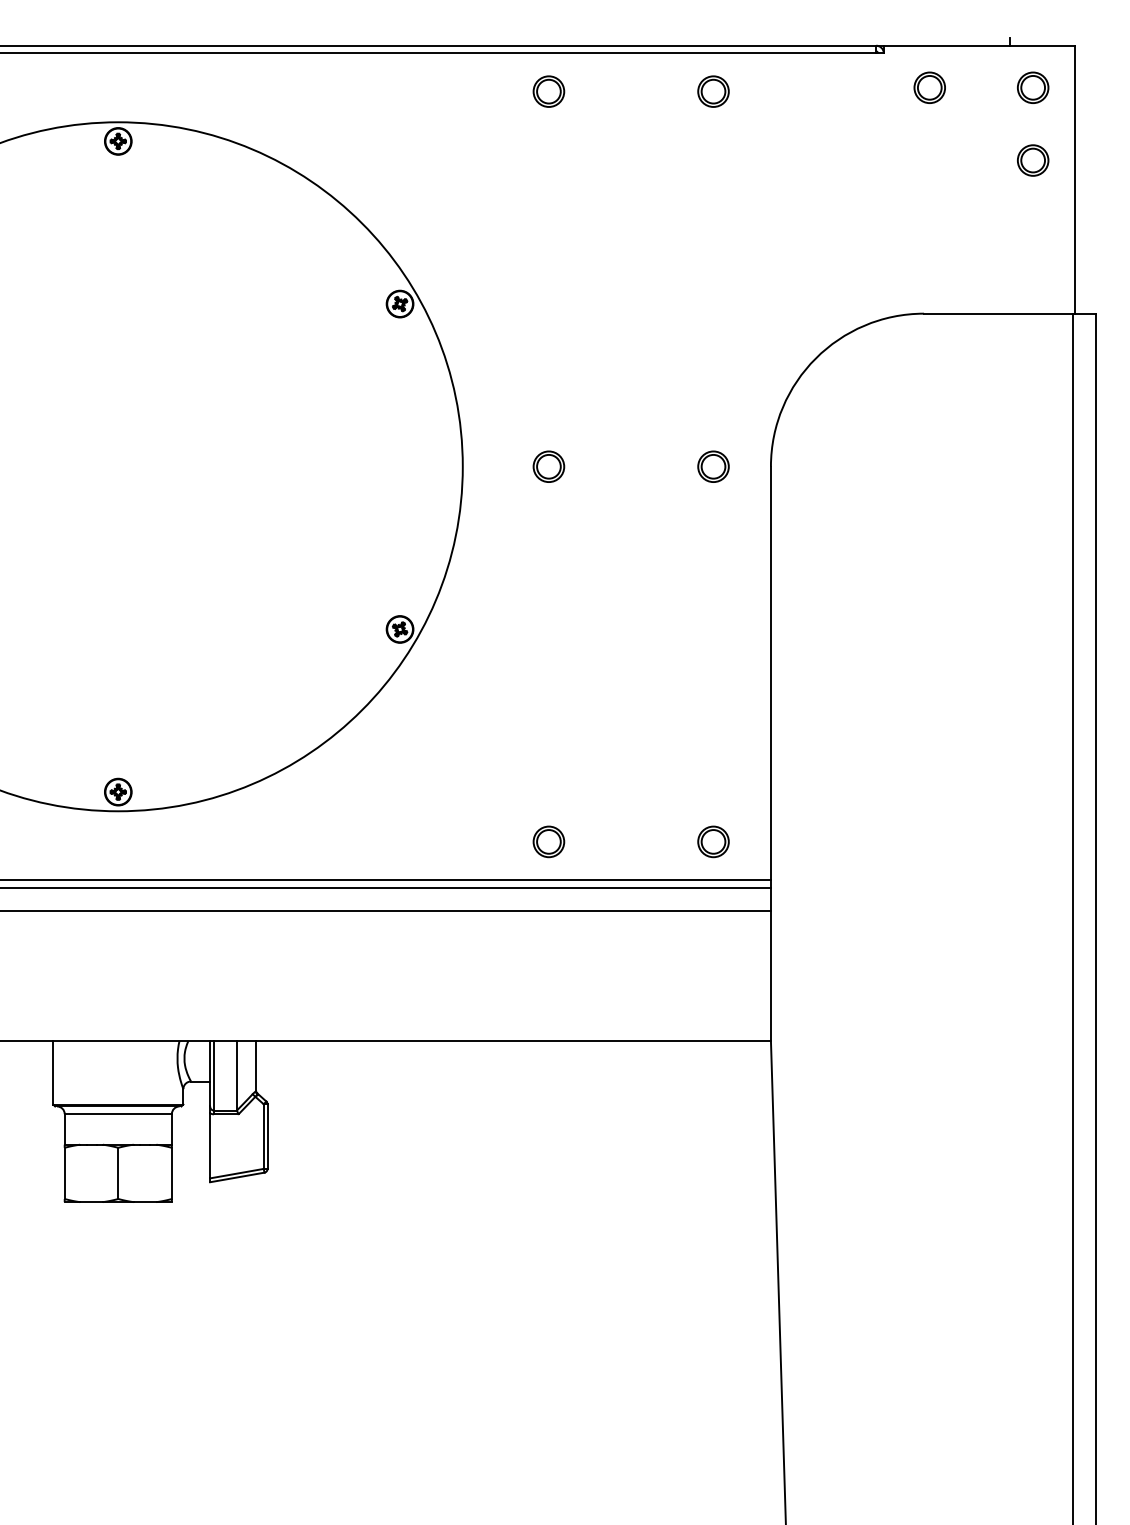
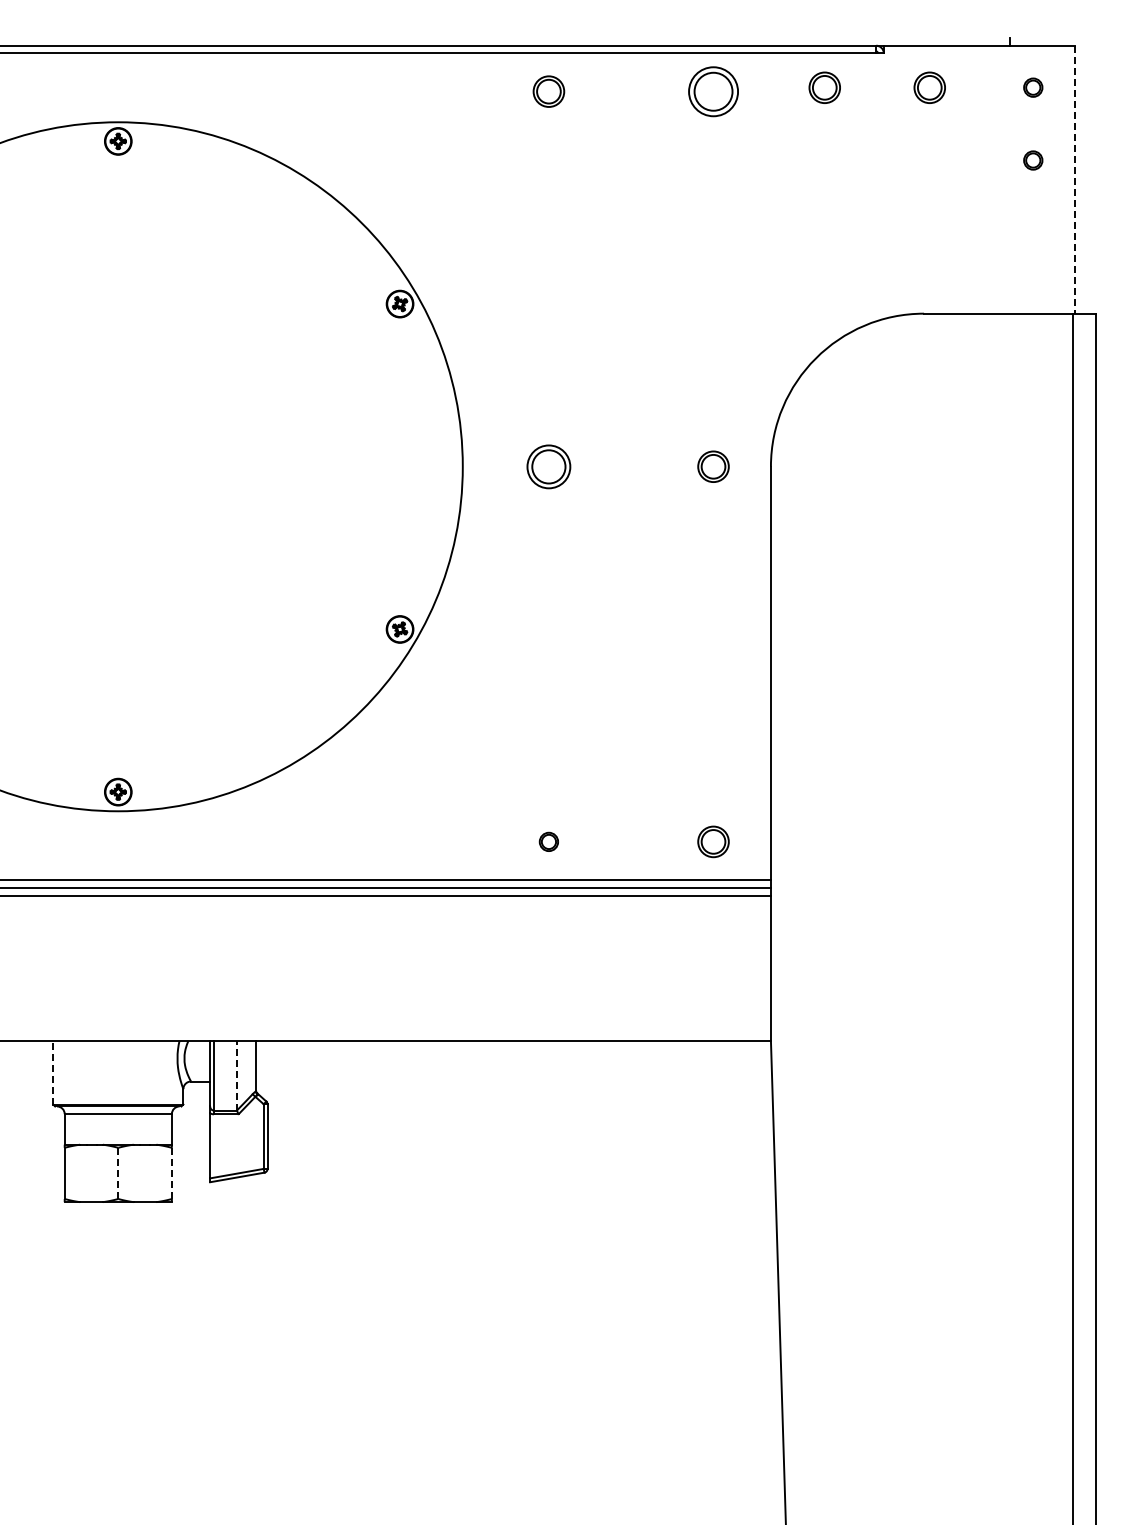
part: none -> present (824, 87)
part size: 33x33 px -> 21x21 px (1033, 87)
part size: 33x33 px -> 51x52 px (713, 91)
part size: 33x33 px -> 21x21 px (1033, 160)
line: solid -> dashed (1075, 179)
part size: 34x33 px -> 46x46 px (548, 466)
part size: 34x34 px -> 21x21 px (548, 841)
line position: (386, 910) -> (386, 895) (386, 895)
line: solid -> dashed (53, 1072)
line: solid -> dashed (236, 1075)
line: solid -> dashed (118, 1173)
line: solid -> dashed (171, 1173)
